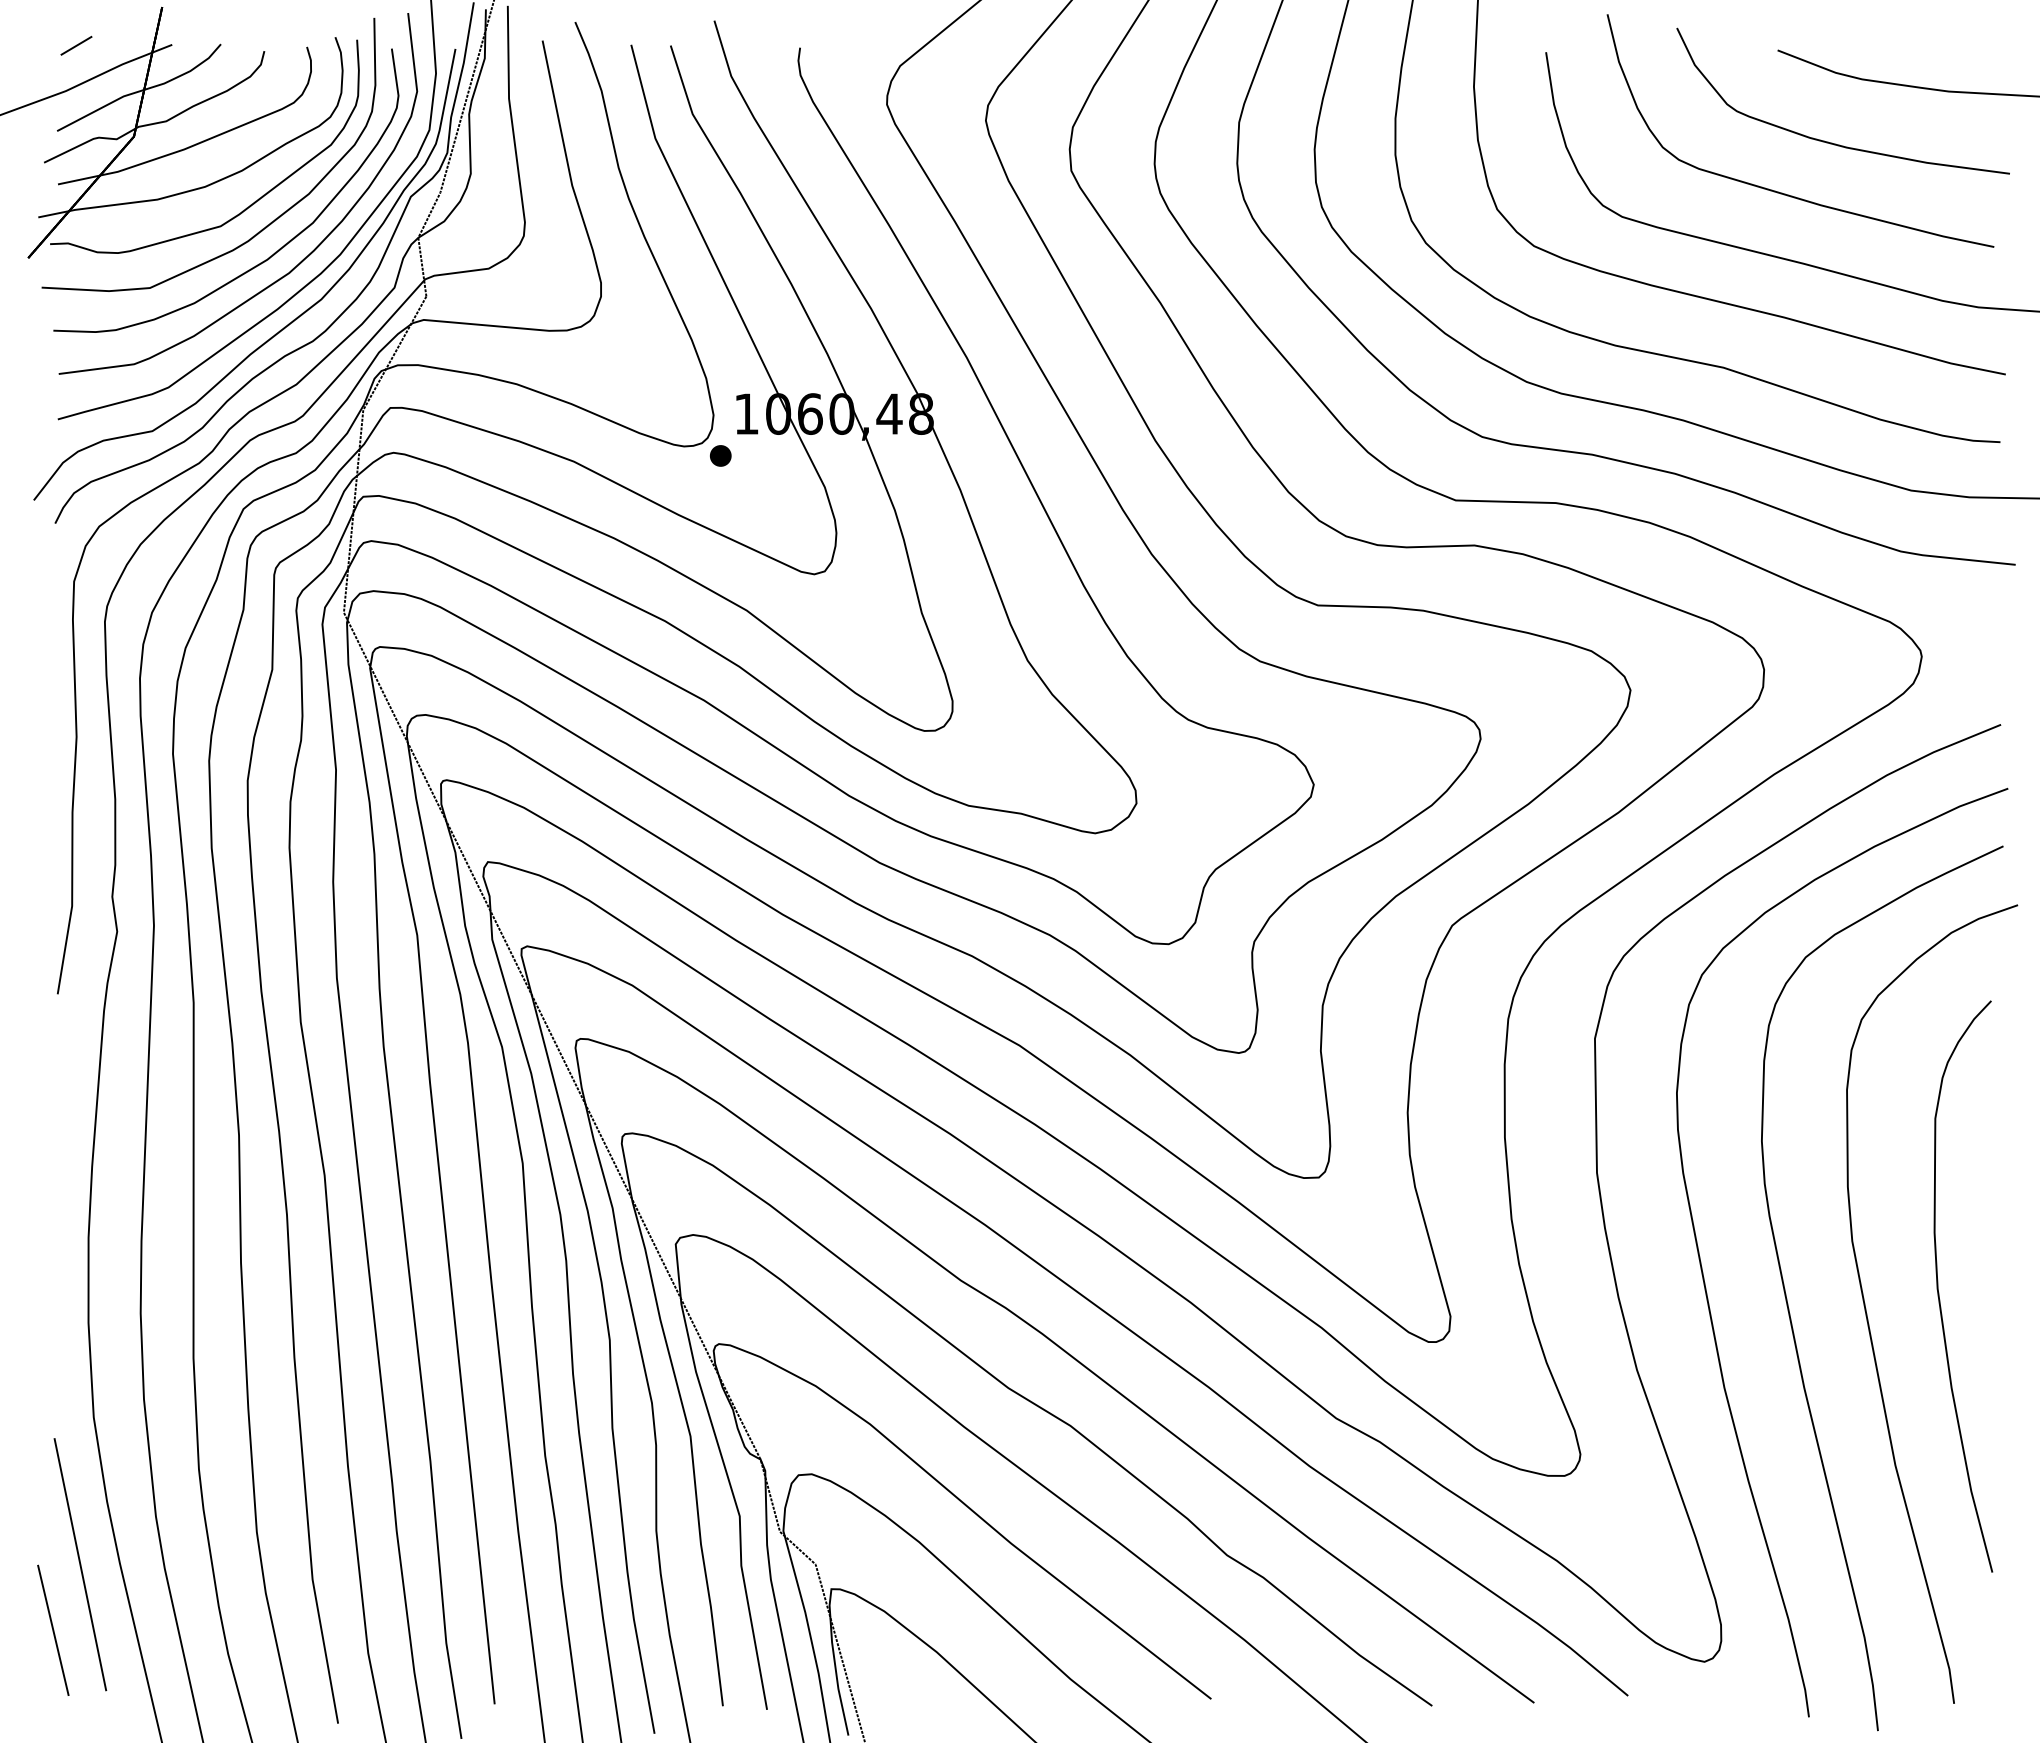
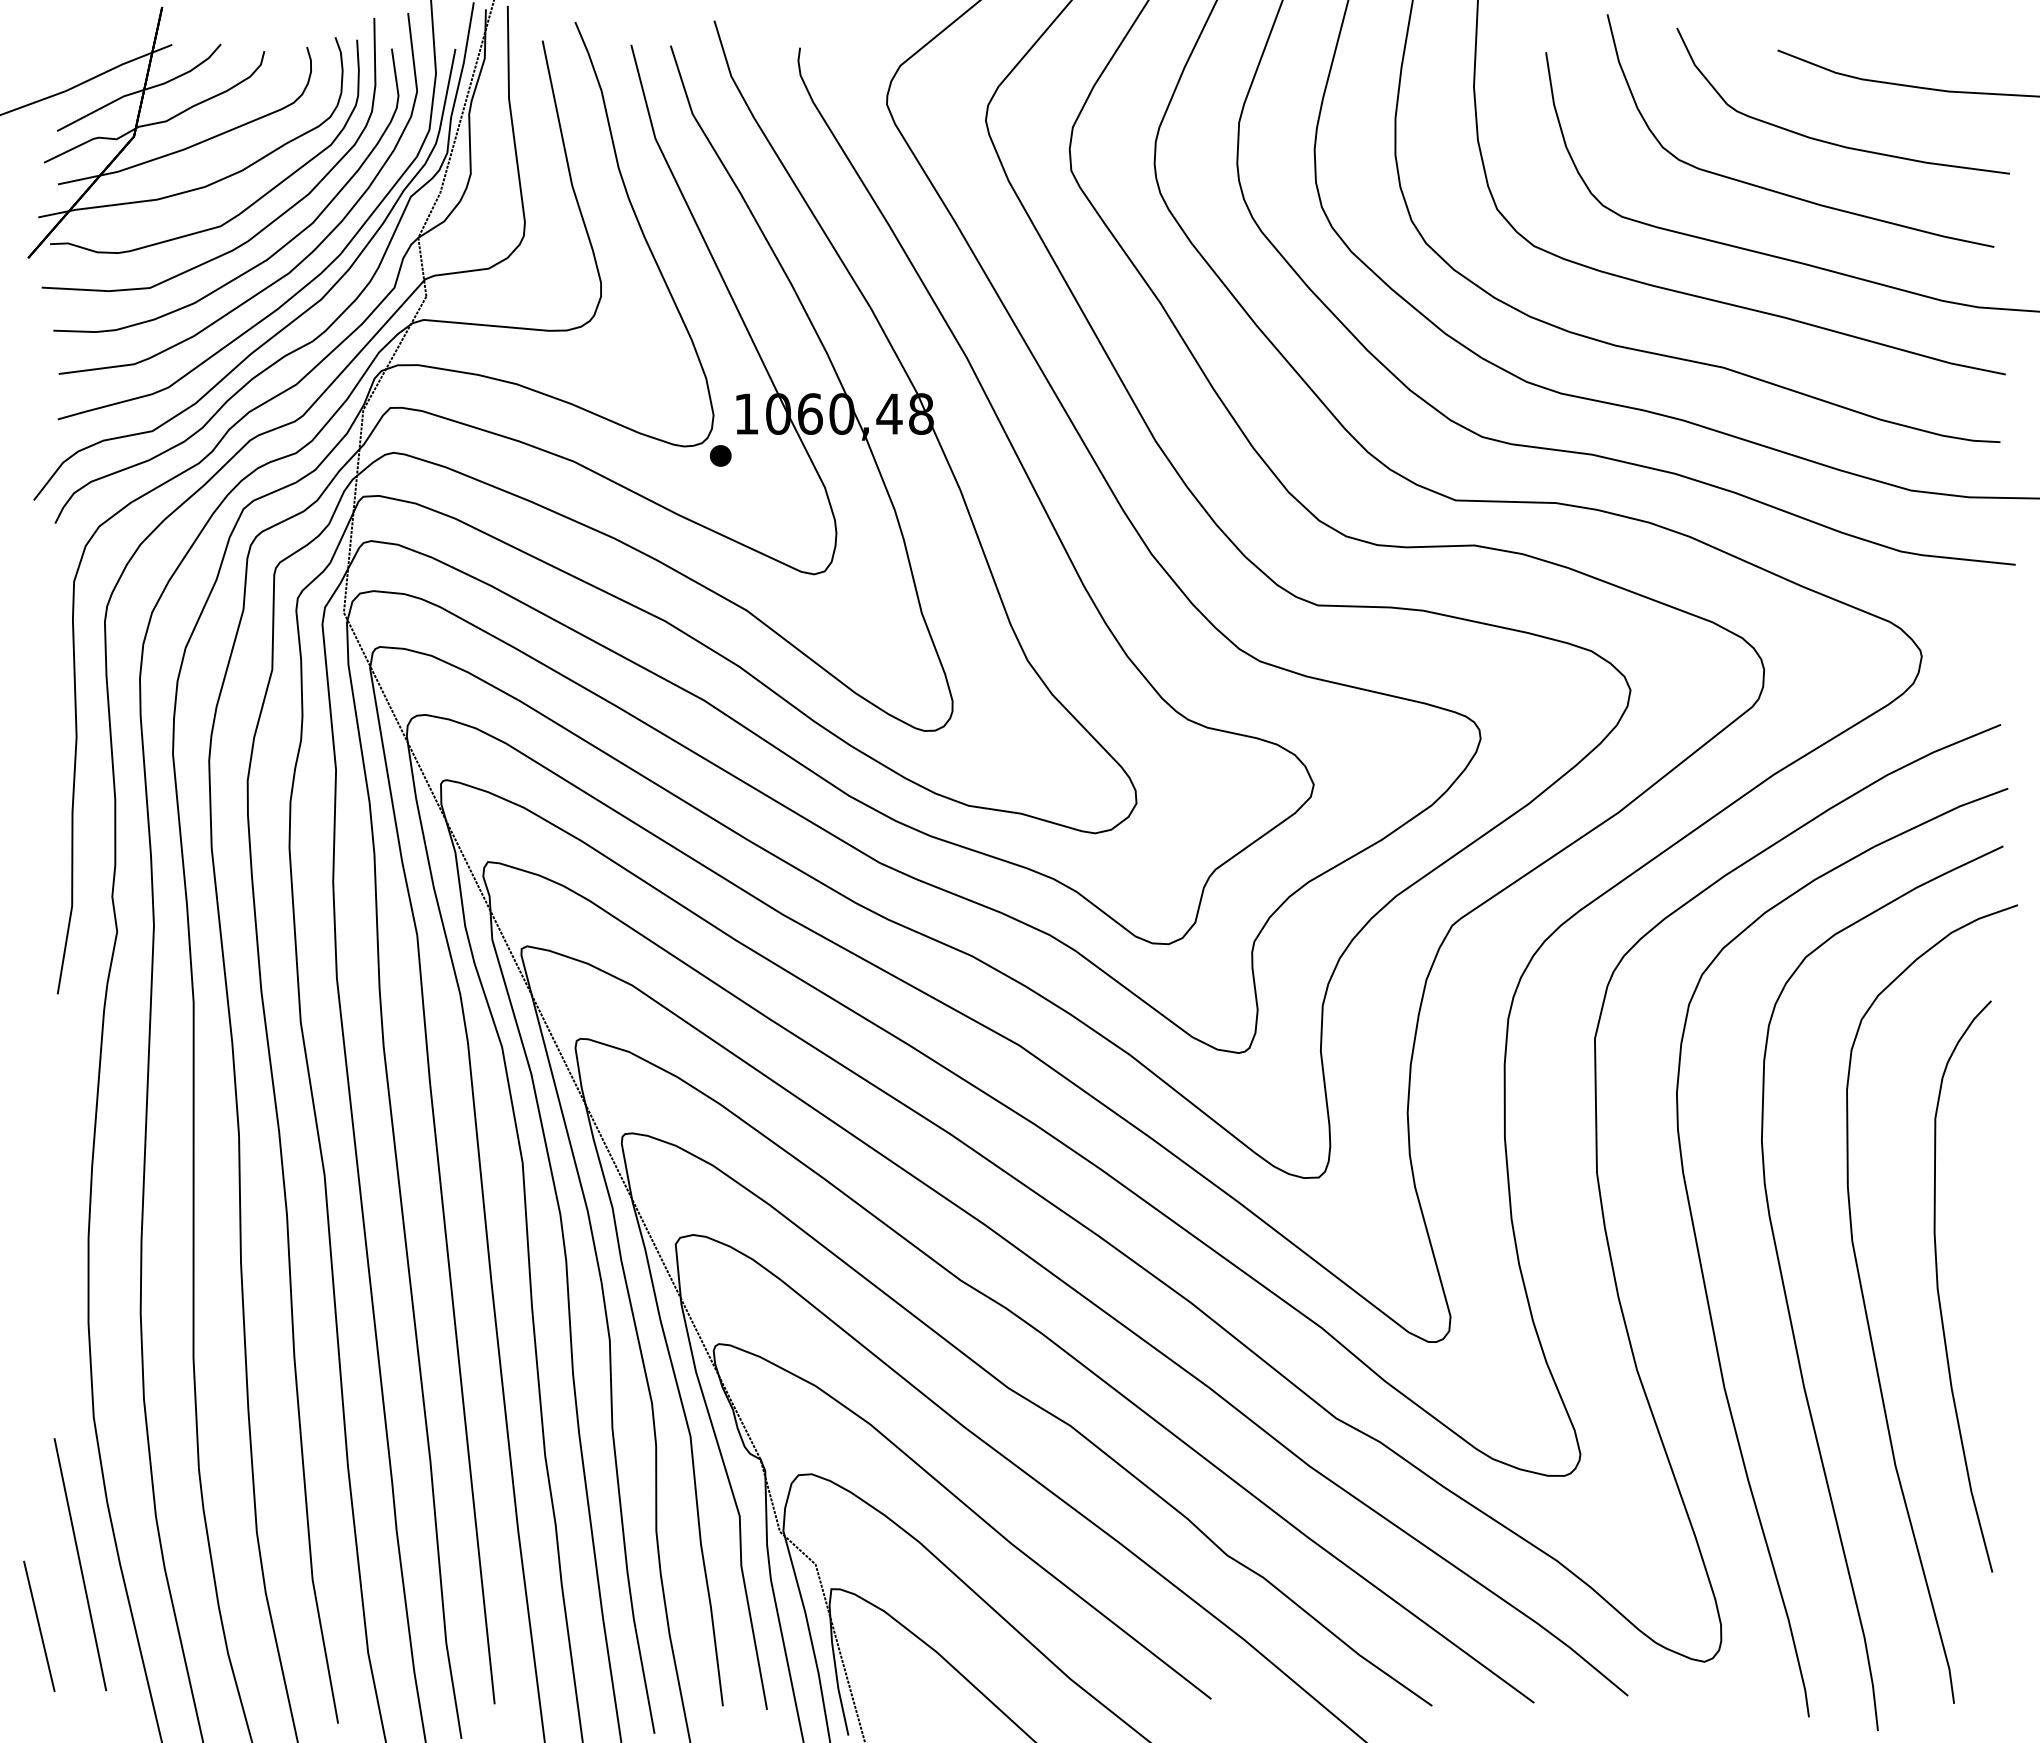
line: present -> none (76, 45)
line position: (53, 1629) -> (39, 1625) (39, 1625)
